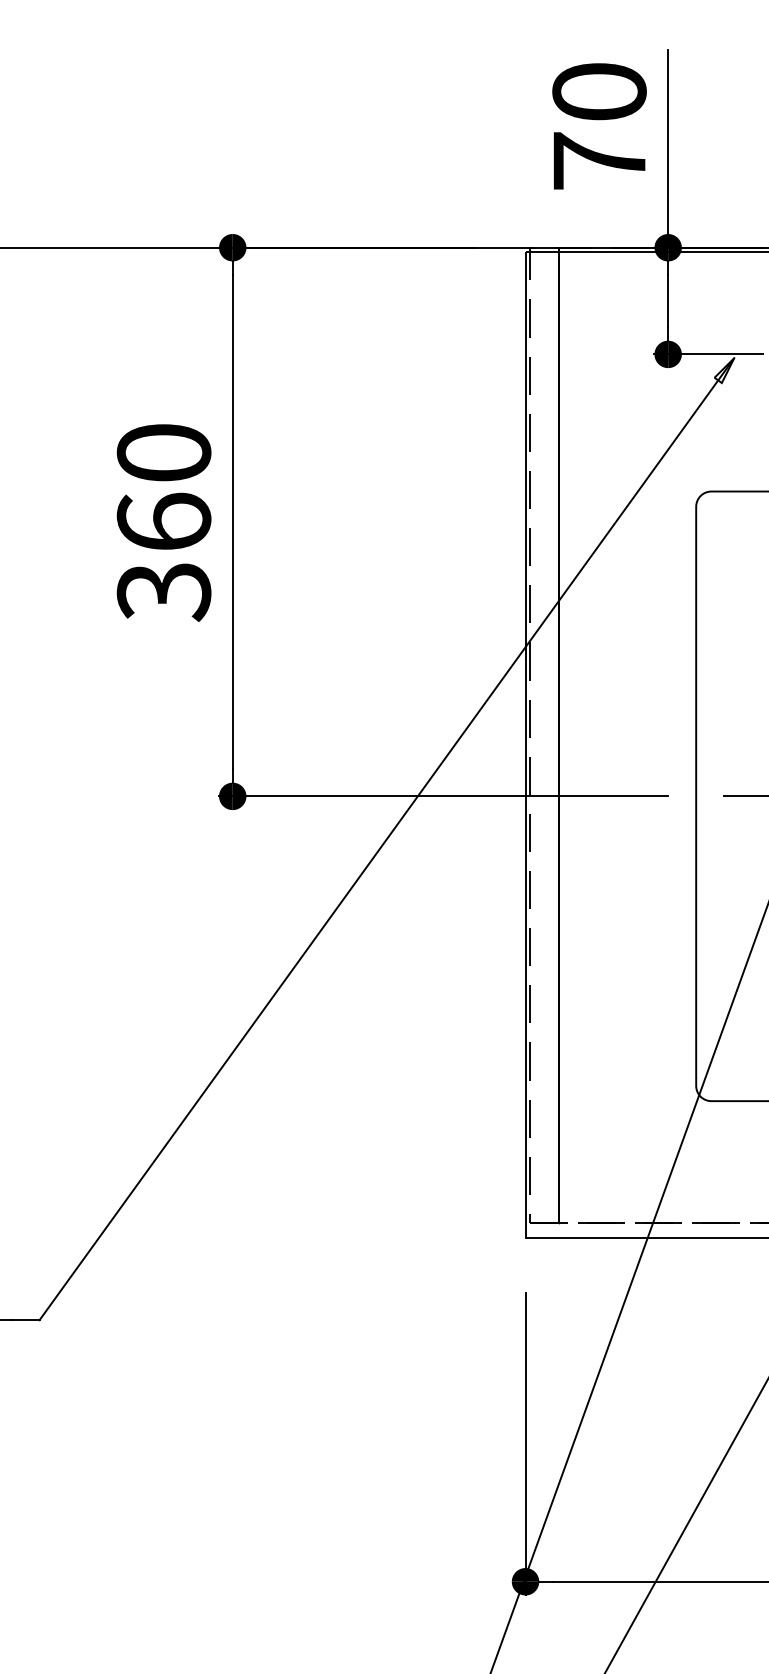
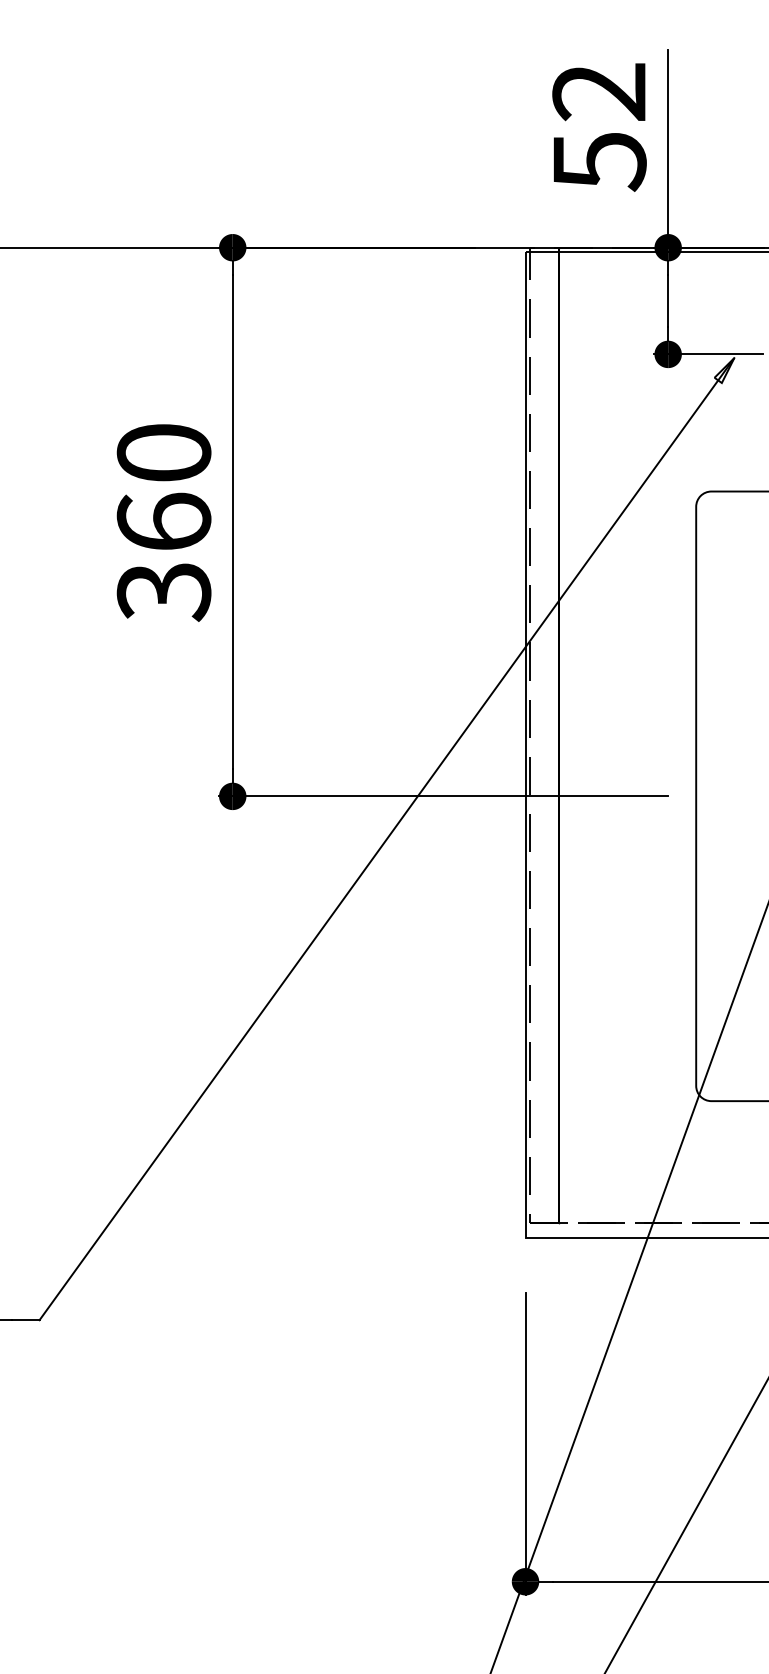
text: 70 -> 52 (599, 127)
line: present -> none (744, 796)
